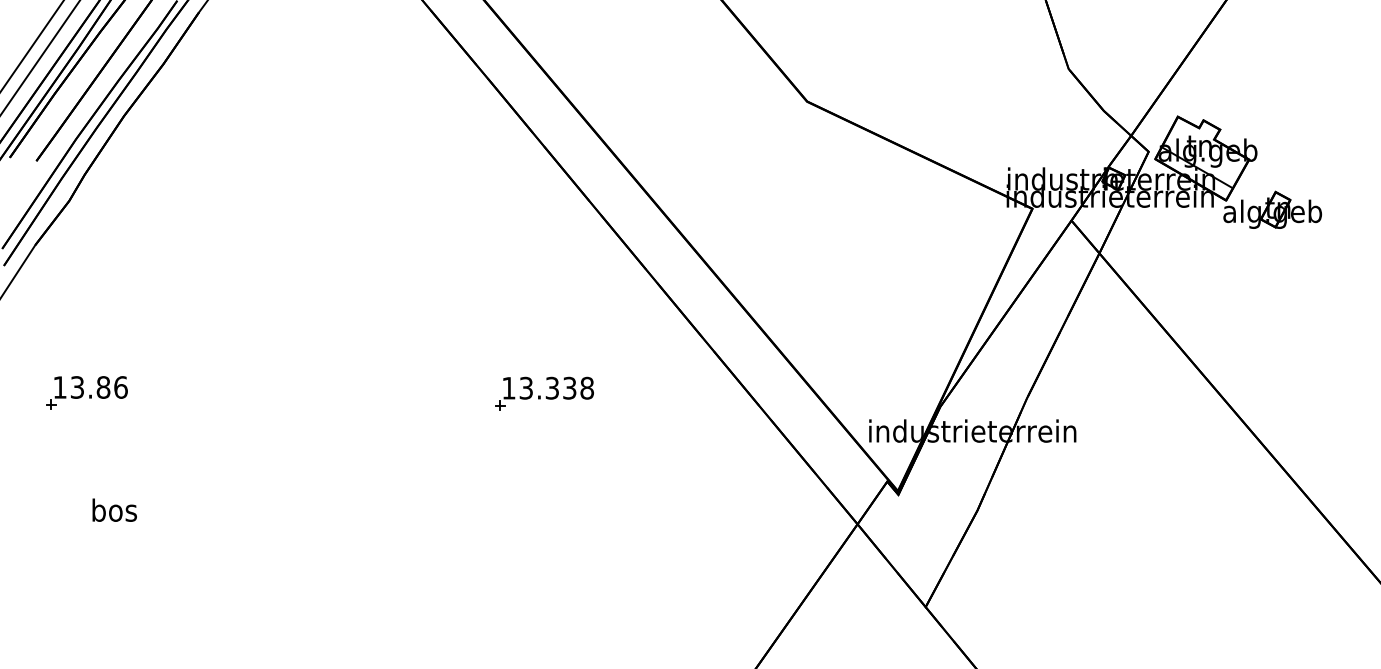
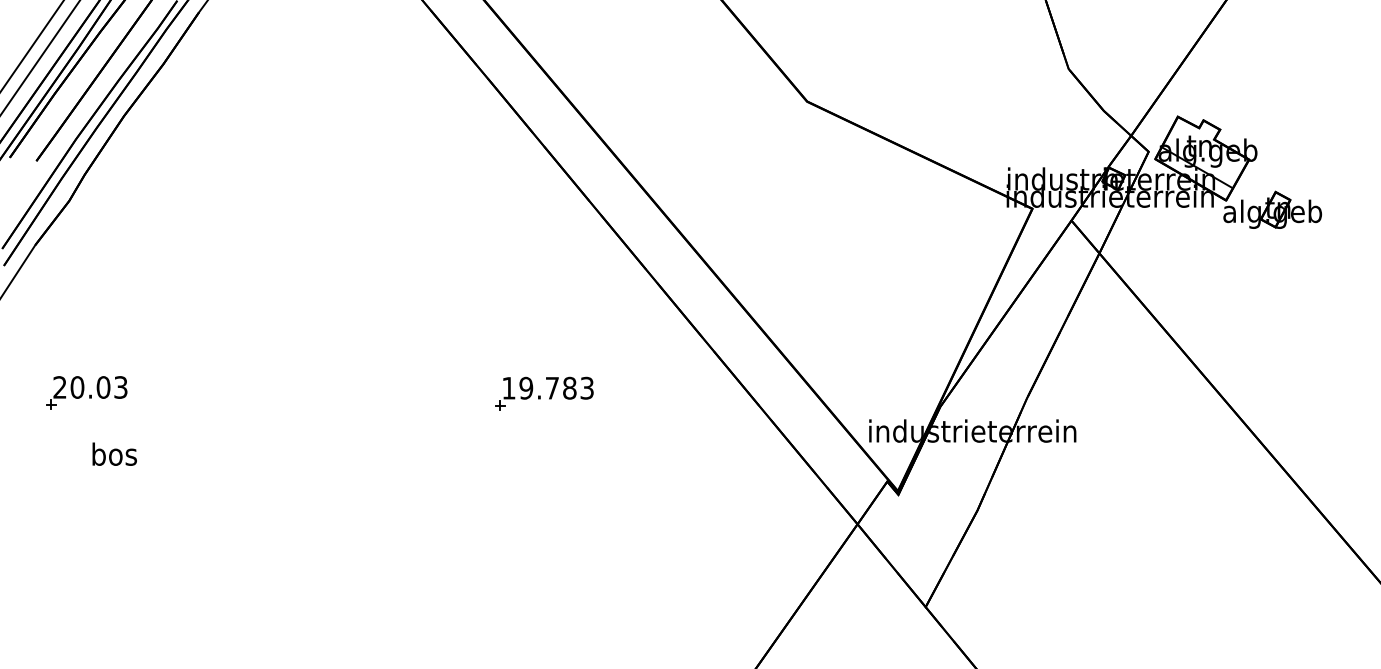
text: 13.86 -> 20.03 (90, 387)
text: 13.338 -> 19.783 (556, 387)
text position: (114, 509) -> (114, 453) (114, 453)
